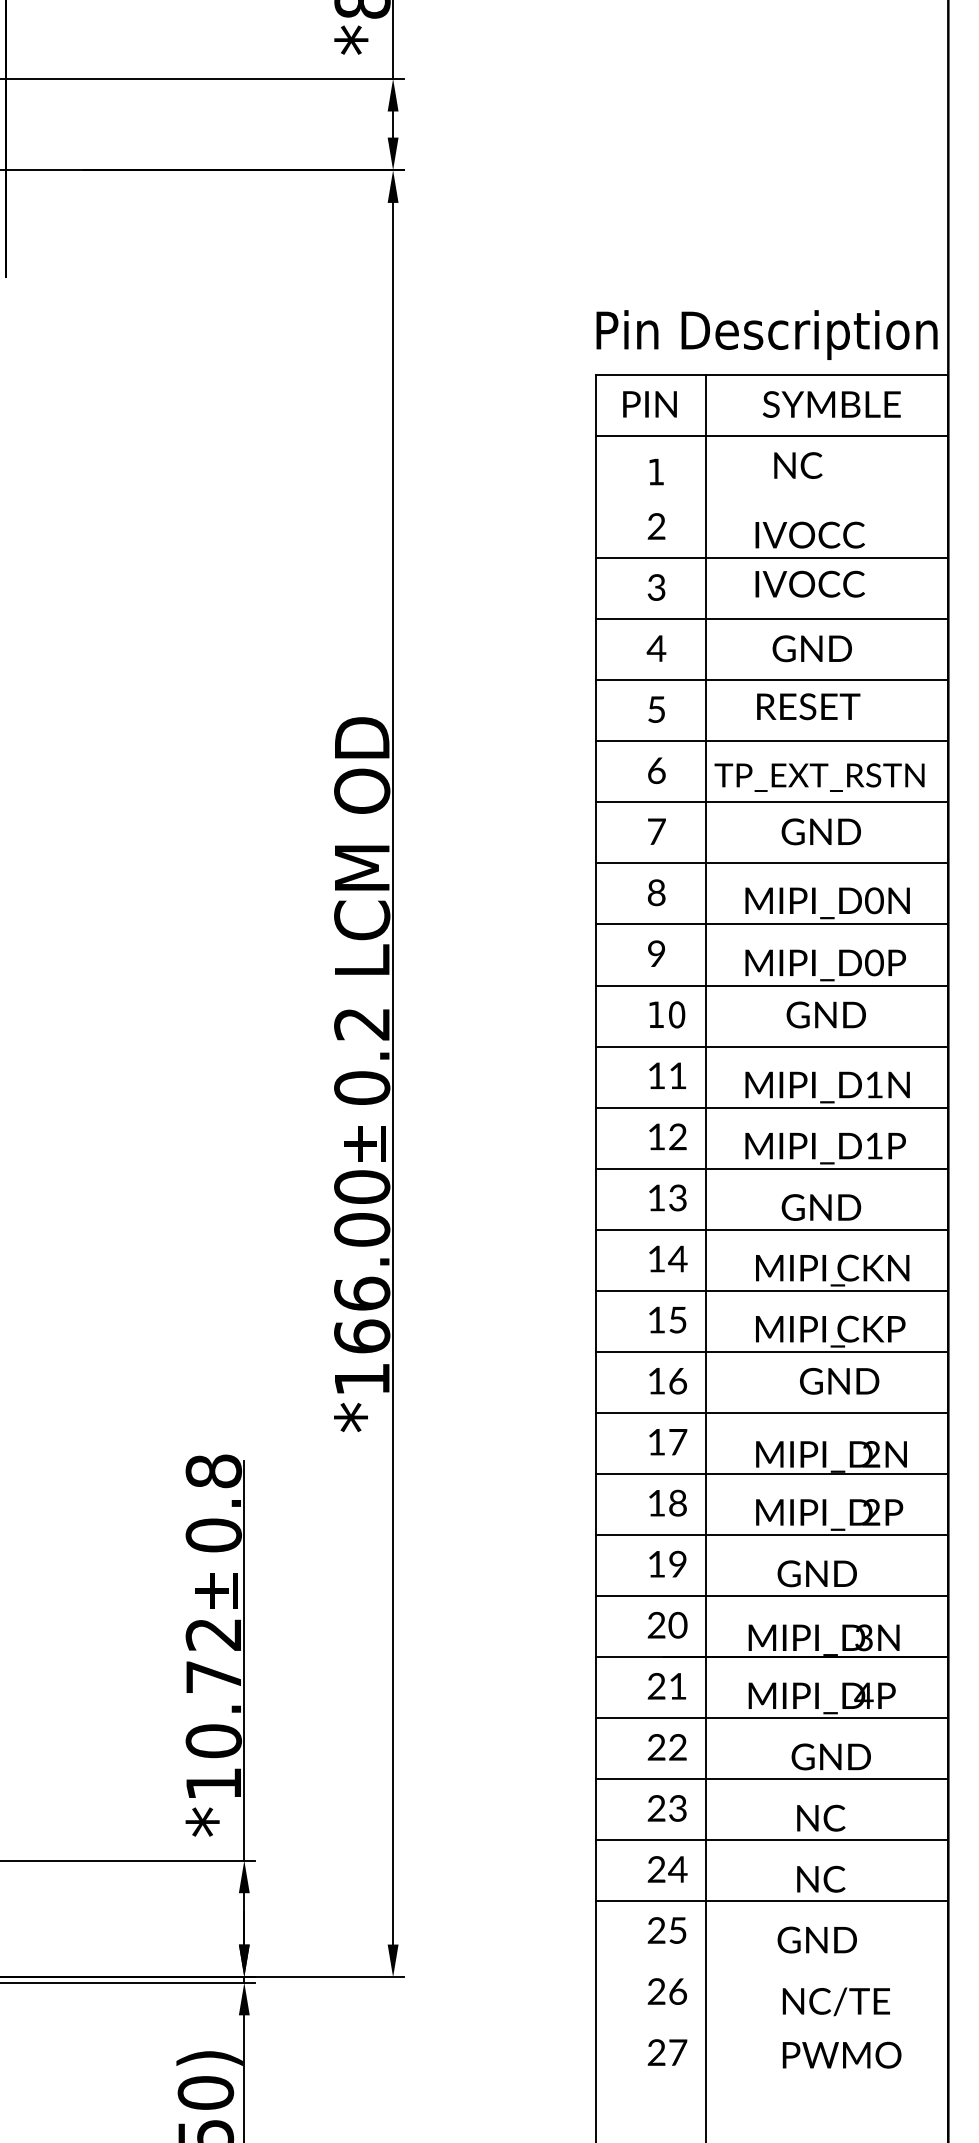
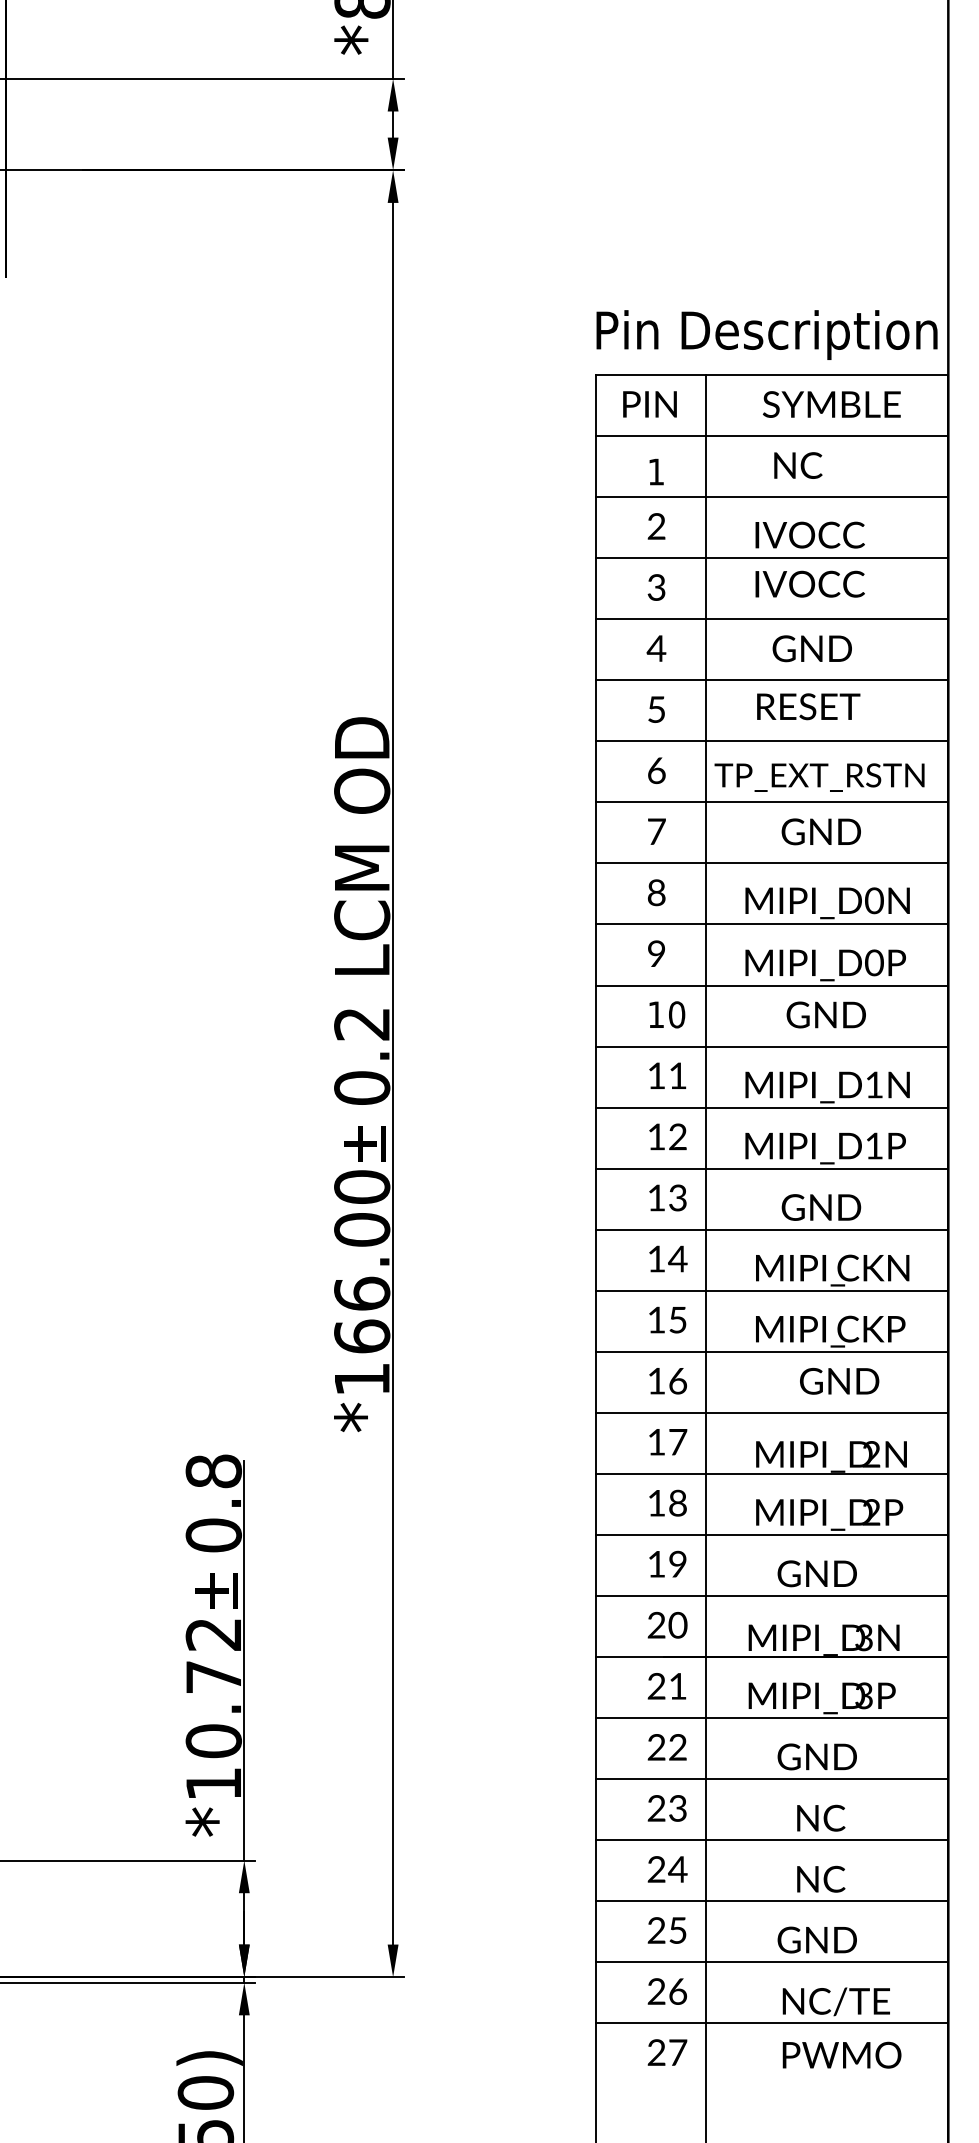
line: none -> present (772, 497)
text: 4P -> 3P (863, 1695)
text position: (830, 1756) -> (816, 1756) (816, 1756)
line: none -> present (772, 1962)
line: none -> present (772, 2023)
